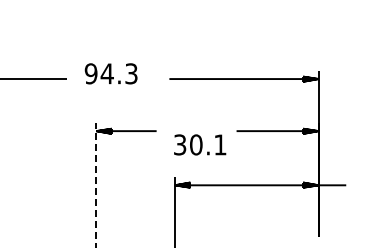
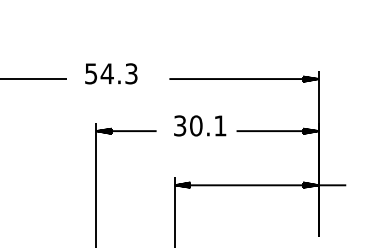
text: 94.3 -> 54.3 (90, 73)
text position: (200, 144) -> (200, 125) (200, 125)
line: dashed -> solid (96, 185)
